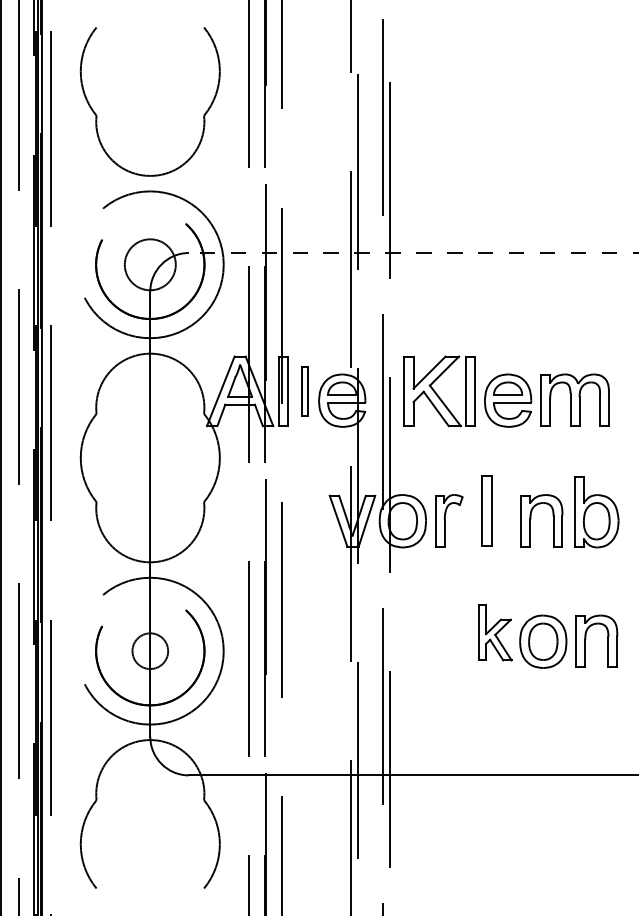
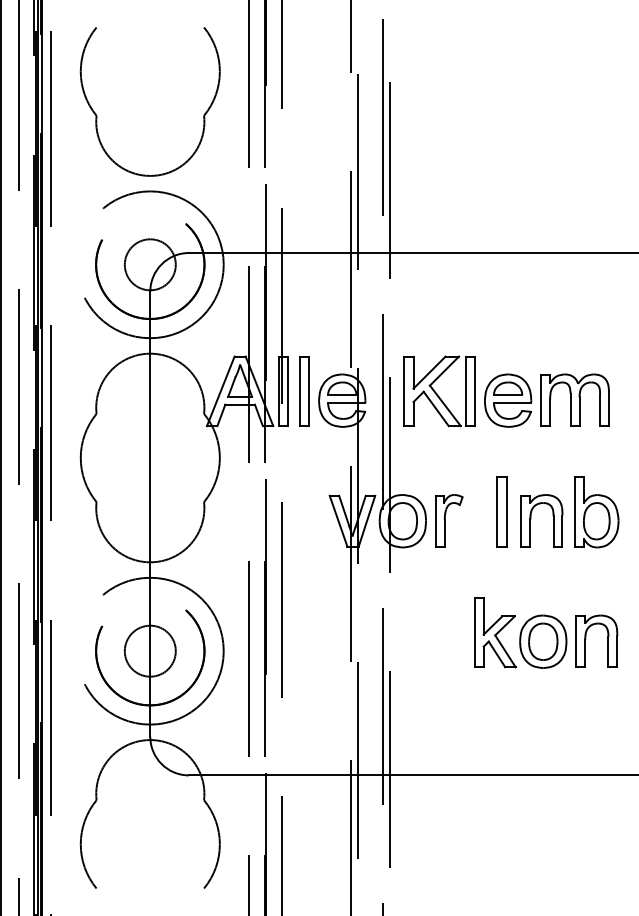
line: dashed -> solid (413, 253)
part size: 8x51 px -> 11x71 px (304, 391)
part position: (486, 510) -> (501, 511) (501, 511)
part size: 35x58 px -> 43x72 px (495, 632)
circle diameter: 36 px -> 51 px (149, 650)
